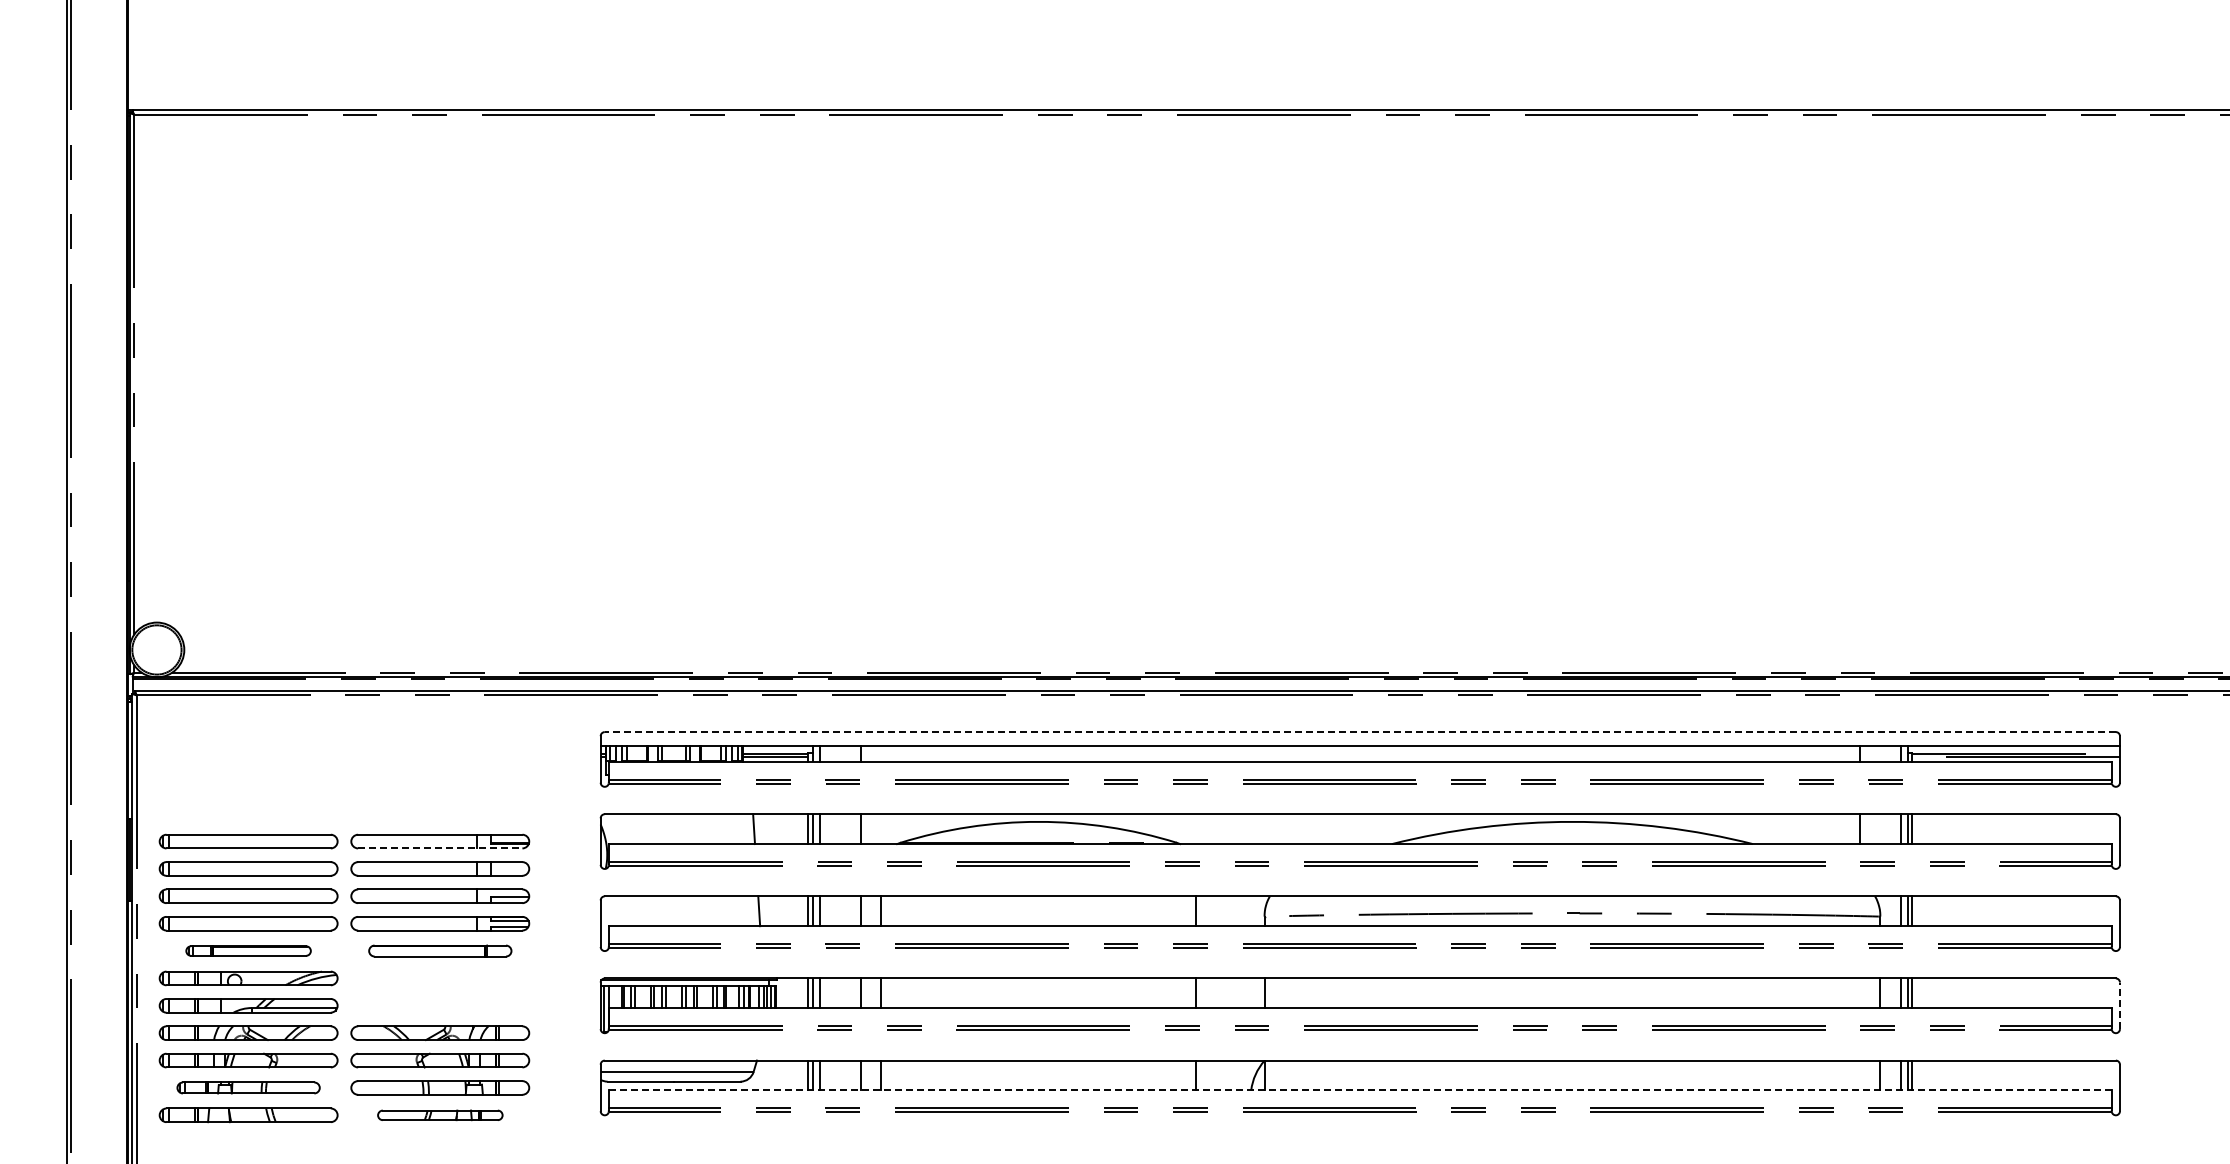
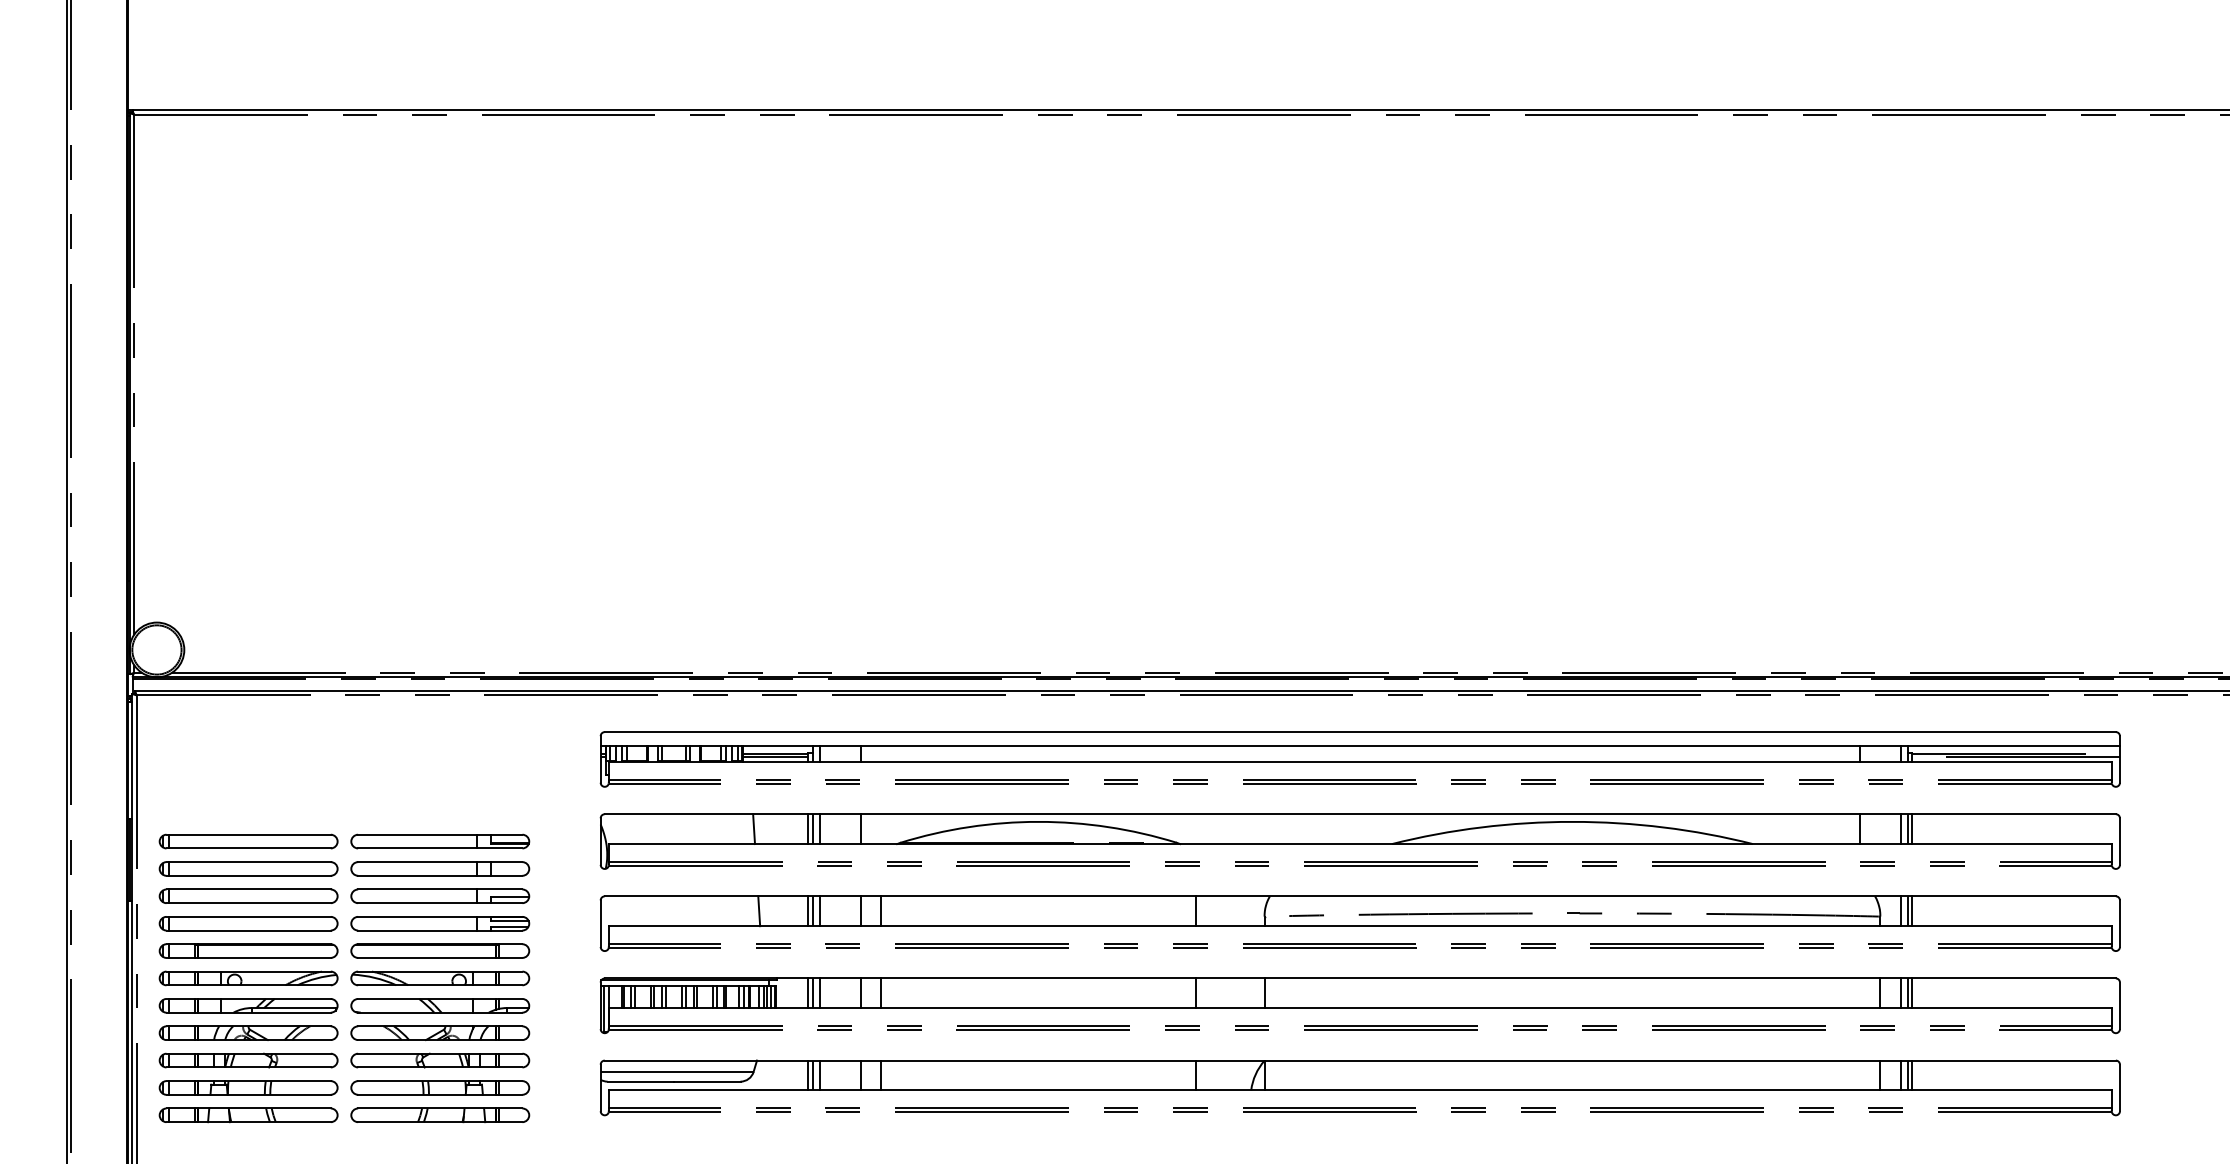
line: dashed -> solid (1360, 732)
line: dashed -> solid (440, 848)
part size: 127x12 px -> 181x16 px (248, 950)
part size: 145x14 px -> 181x16 px (440, 950)
part: none -> present (440, 978)
part: none -> present (440, 1005)
line: dashed -> solid (2119, 1005)
part size: 145x14 px -> 181x16 px (248, 1087)
line: dashed -> solid (1360, 1090)
part size: 127x13 px -> 181x17 px (440, 1115)
